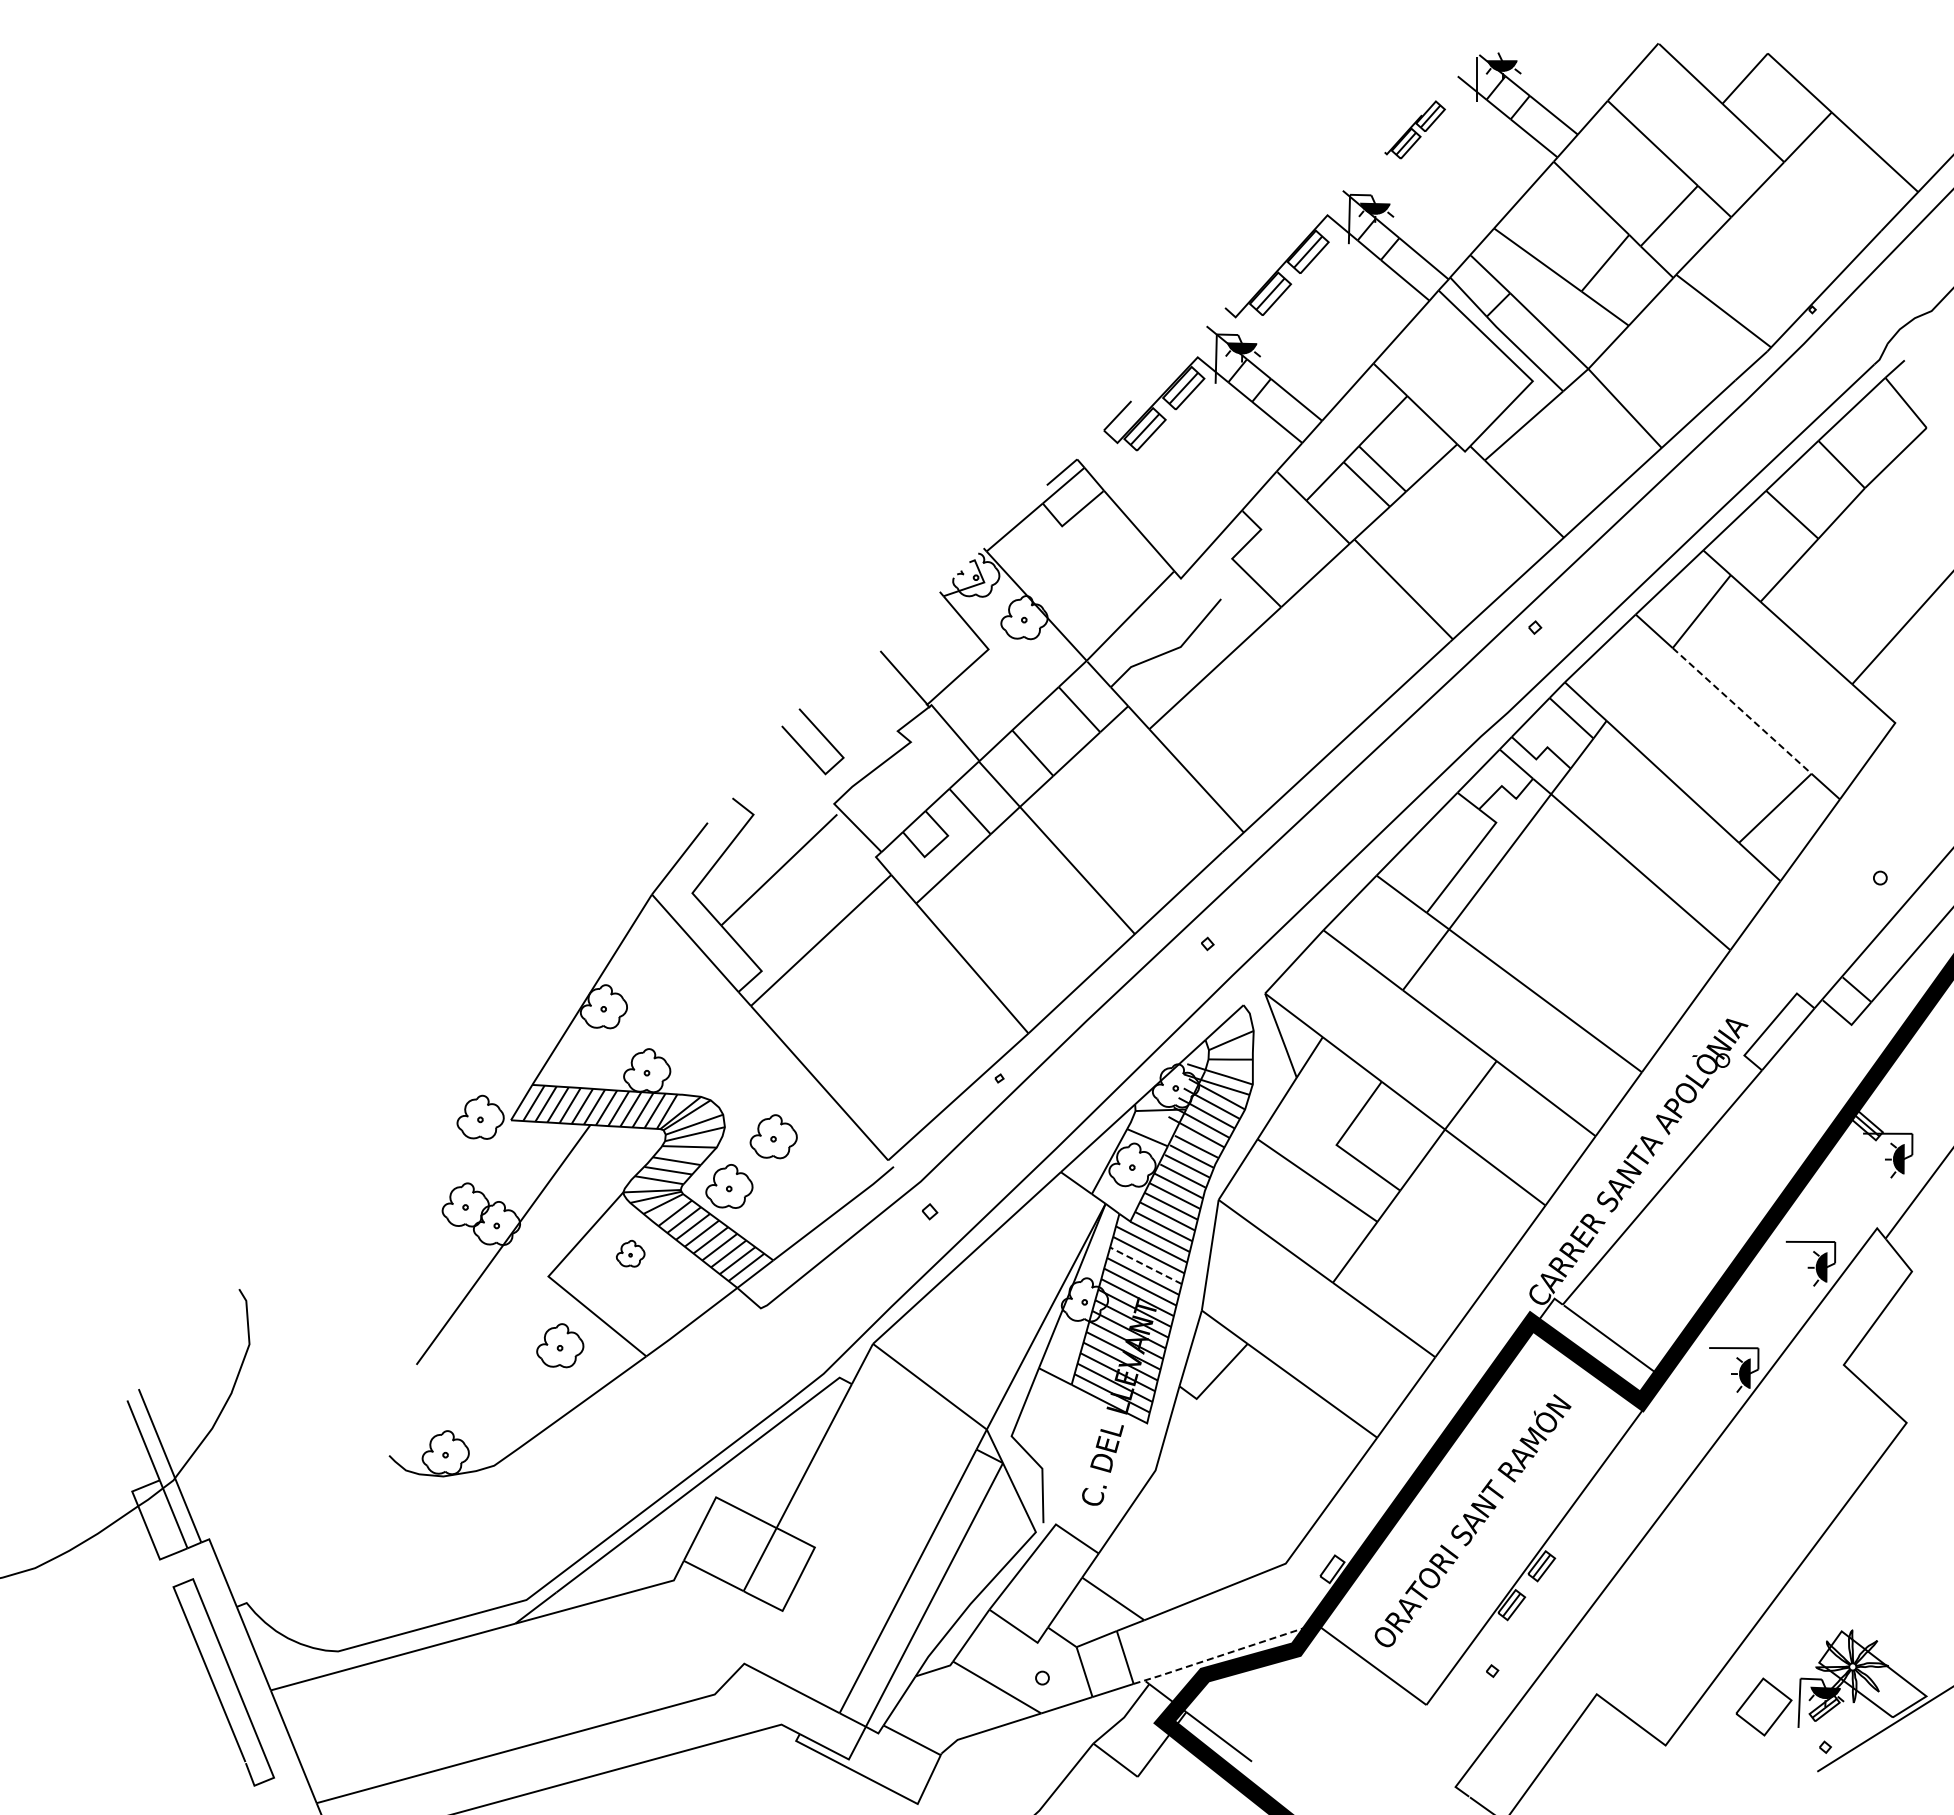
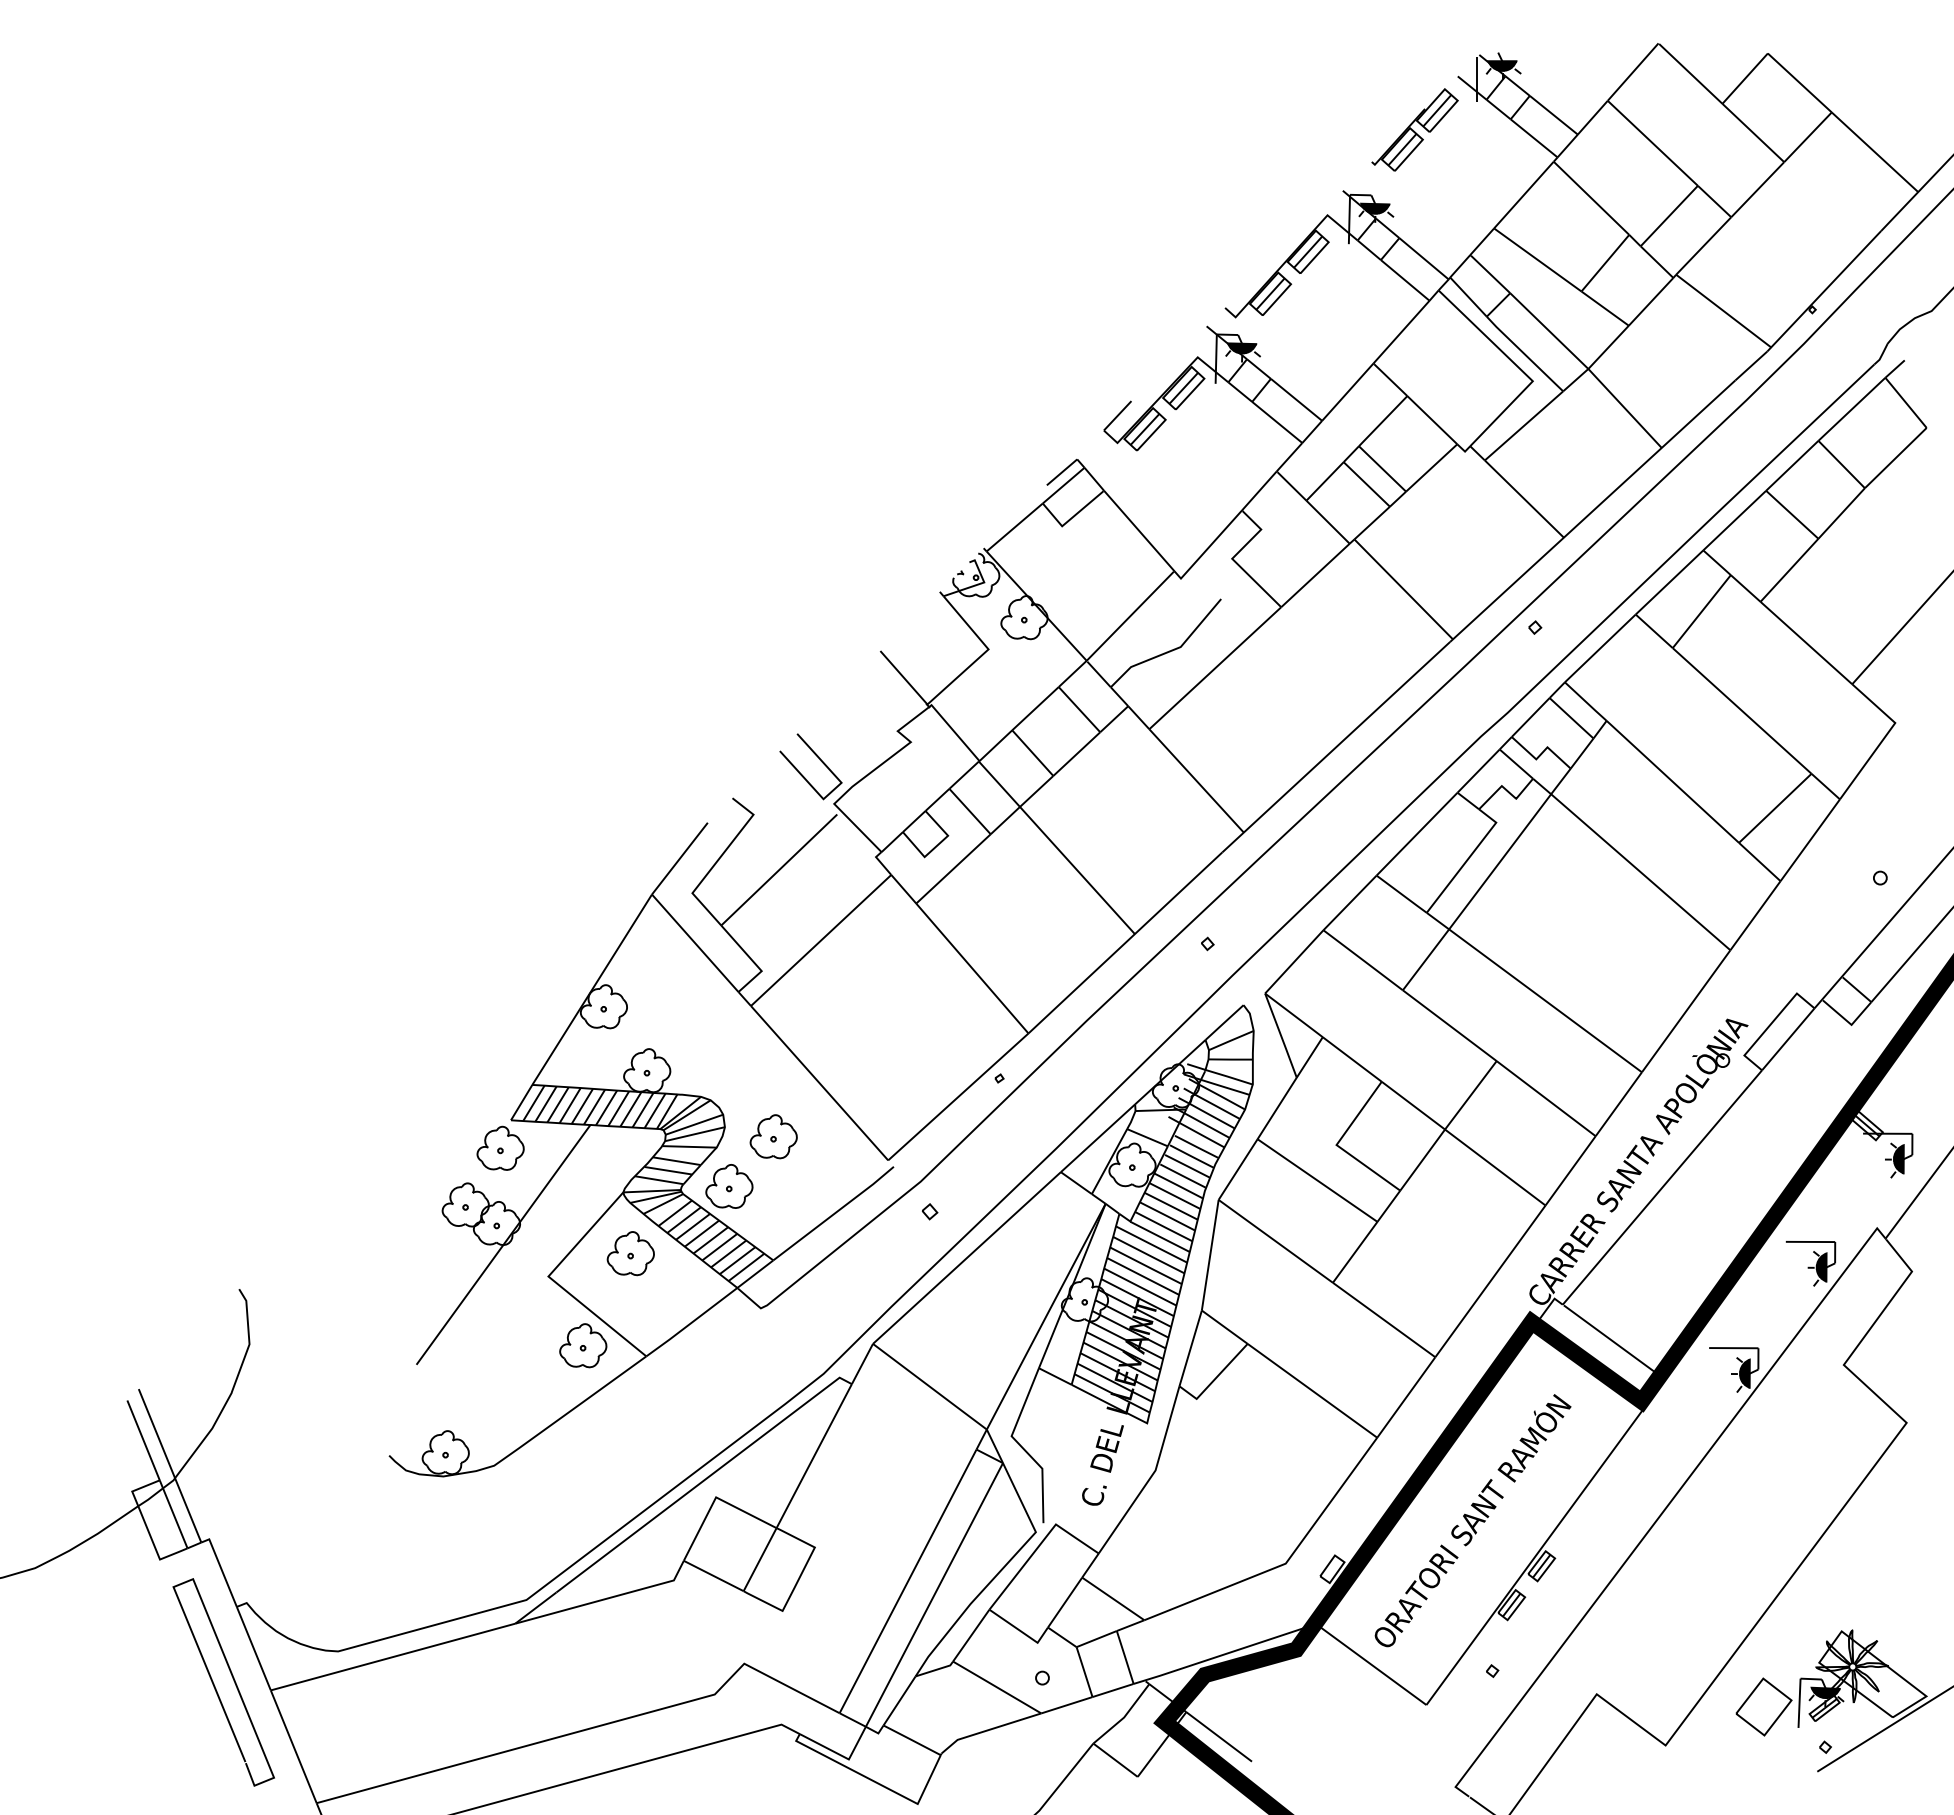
part size: 62x60 px -> 88x84 px (1414, 129)
line: dashed -> solid (1742, 710)
line position: (822, 736) -> (820, 761) (820, 761)
part position: (480, 1116) -> (500, 1147) (500, 1147)
part size: 30x29 px -> 49x46 px (630, 1253)
line: dashed -> solid (1145, 1265)
part position: (560, 1345) -> (583, 1345) (583, 1345)
line: dashed -> solid (1224, 1654)
